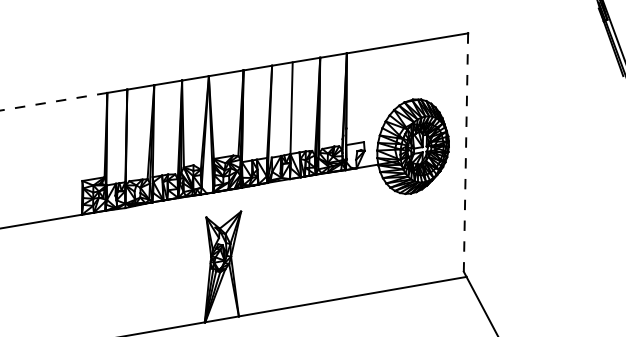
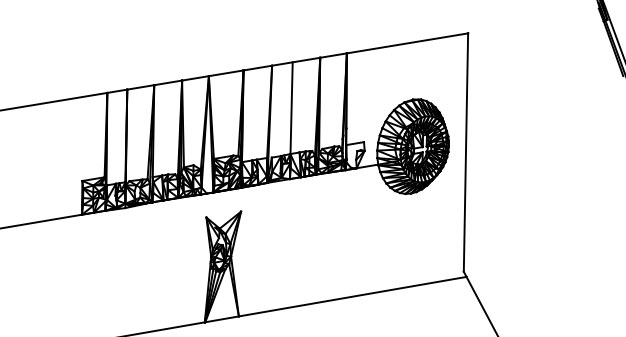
line: dashed -> solid (54, 101)
line: dashed -> solid (465, 153)
